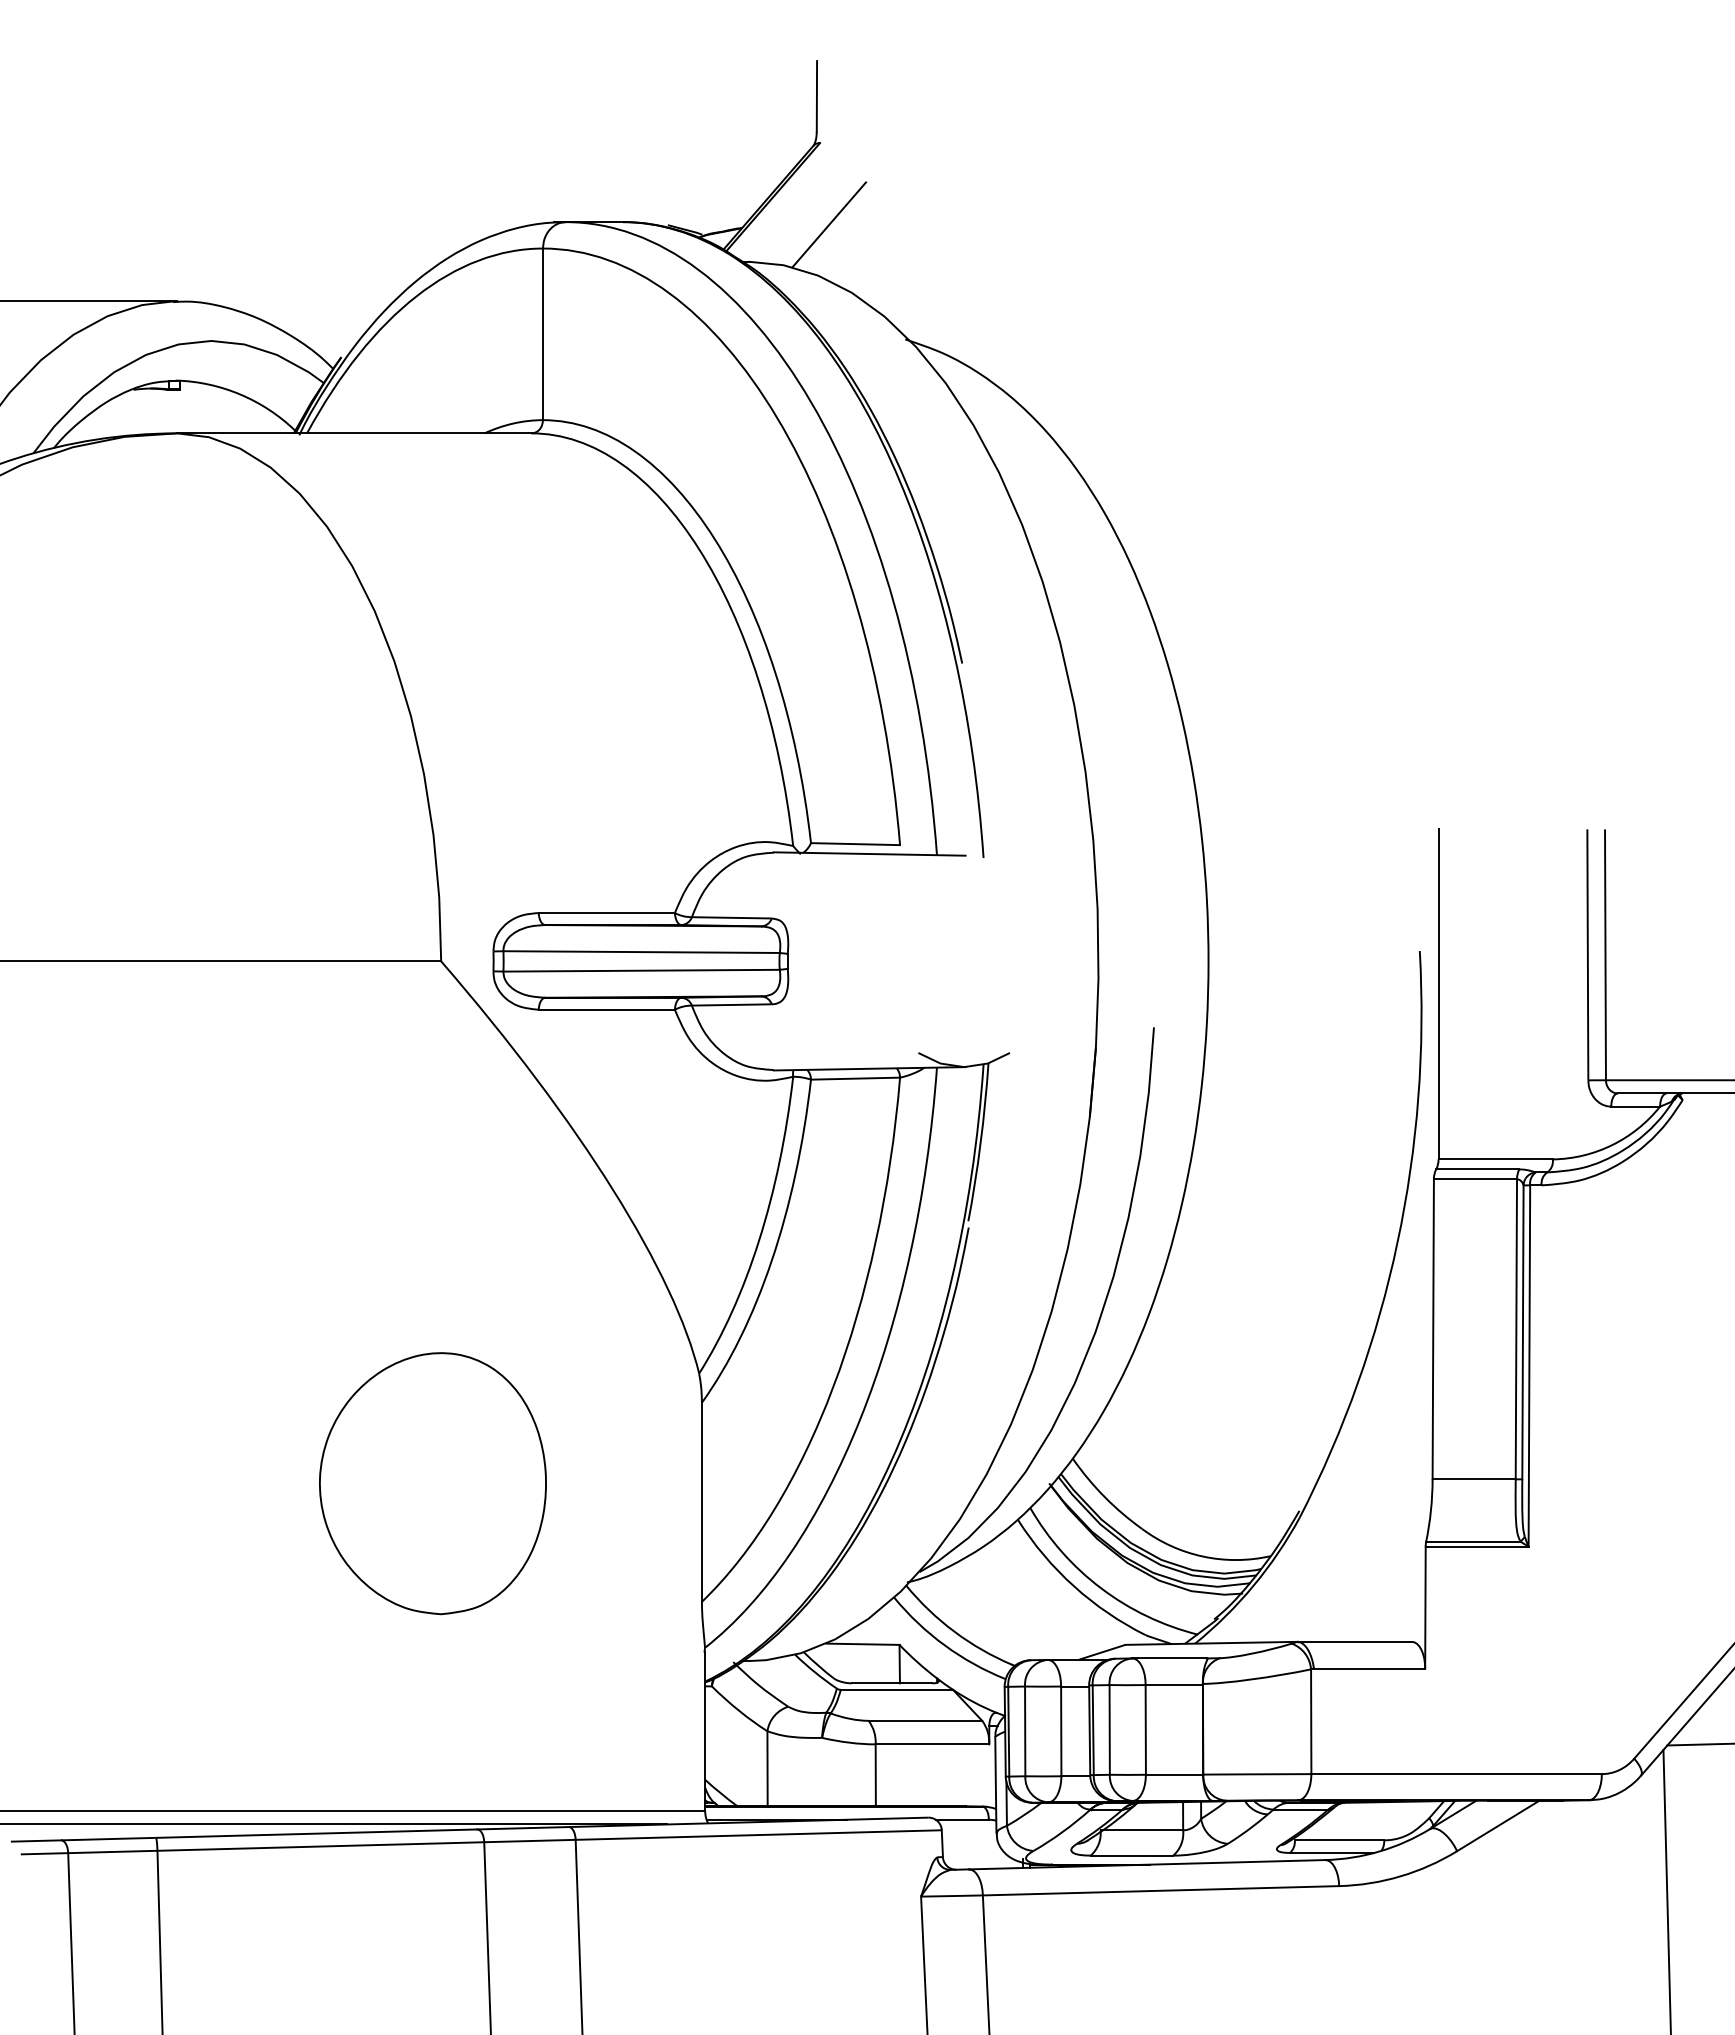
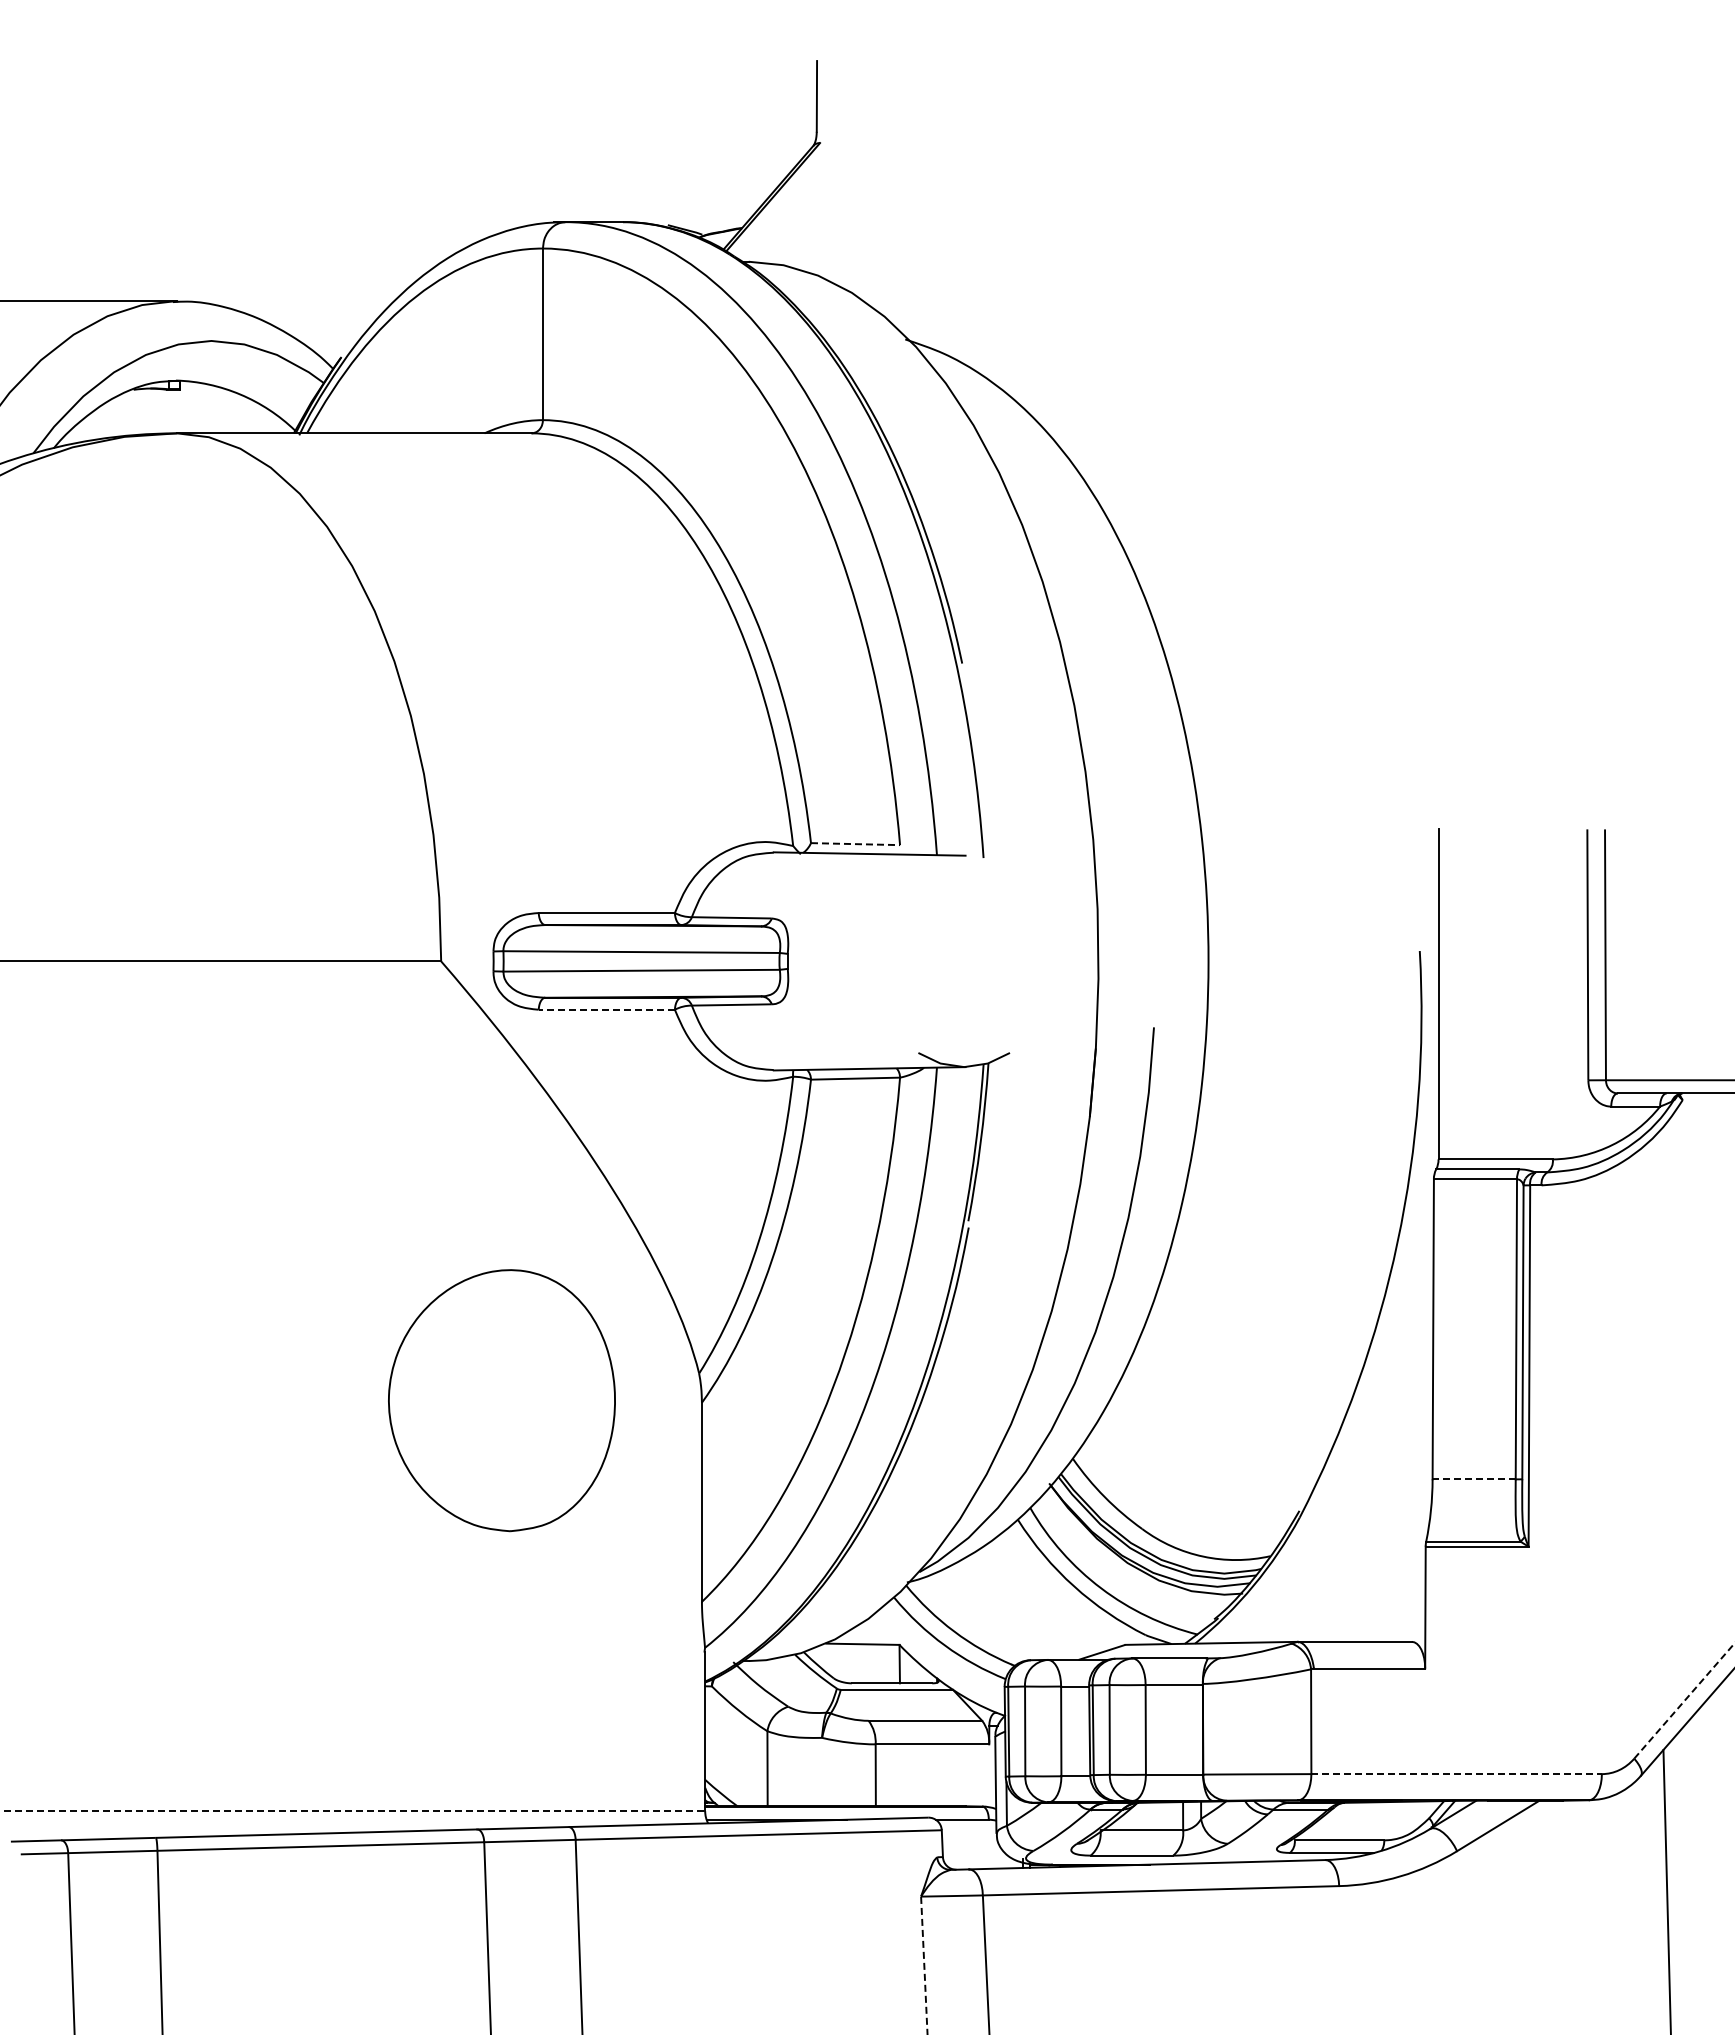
line: present -> none (829, 224)
line: solid -> dashed (855, 844)
line: solid -> dashed (606, 1009)
line: solid -> dashed (1474, 1479)
part position: (432, 1483) -> (501, 1400) (501, 1400)
line: solid -> dashed (1684, 1700)
line: present -> none (1699, 1744)
line: solid -> dashed (1457, 1774)
line: solid -> dashed (353, 1811)
line: present -> none (334, 1824)
line: solid -> dashed (924, 1965)
